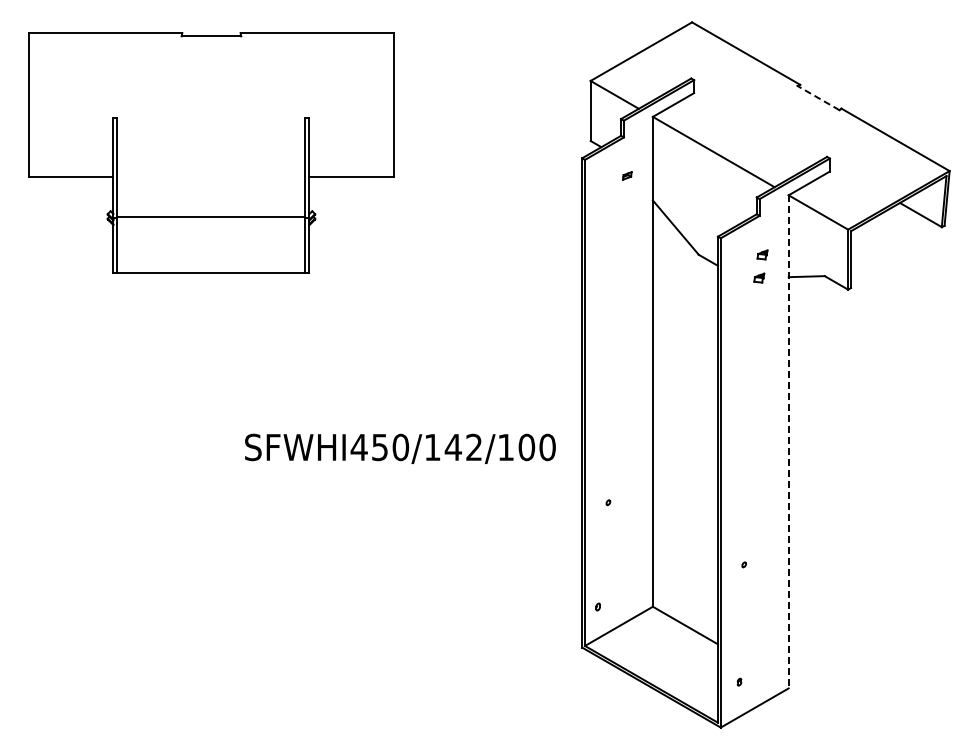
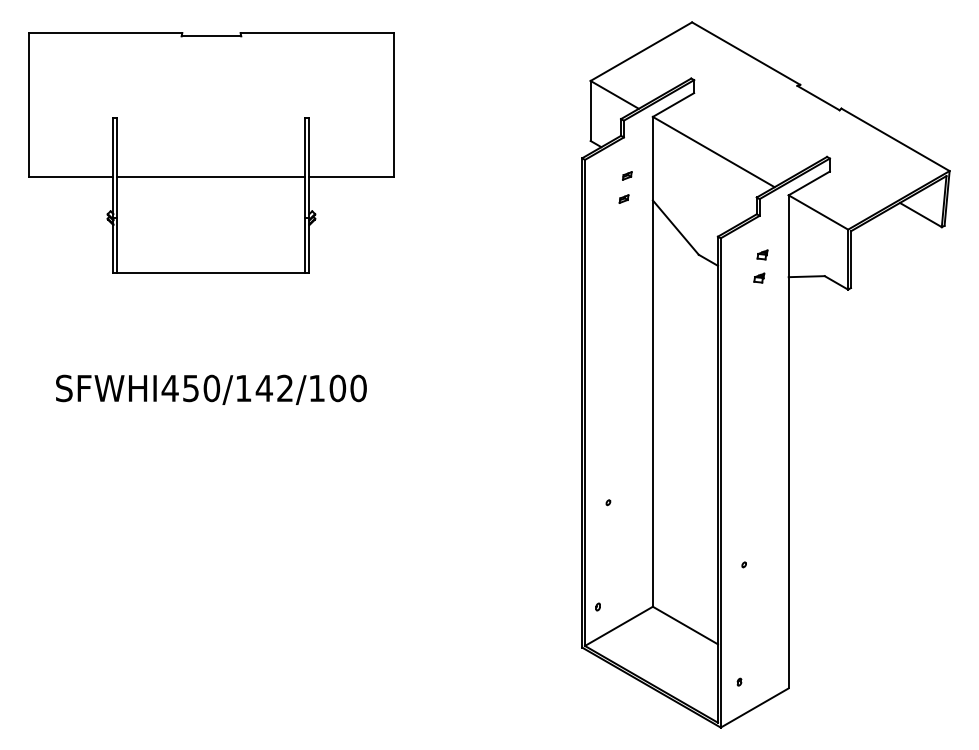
line: dashed -> solid (818, 97)
part: none -> present (623, 198)
line position: (211, 216) -> (211, 176) (211, 176)
line: dashed -> solid (788, 441)
text position: (400, 448) -> (211, 389) (211, 389)
